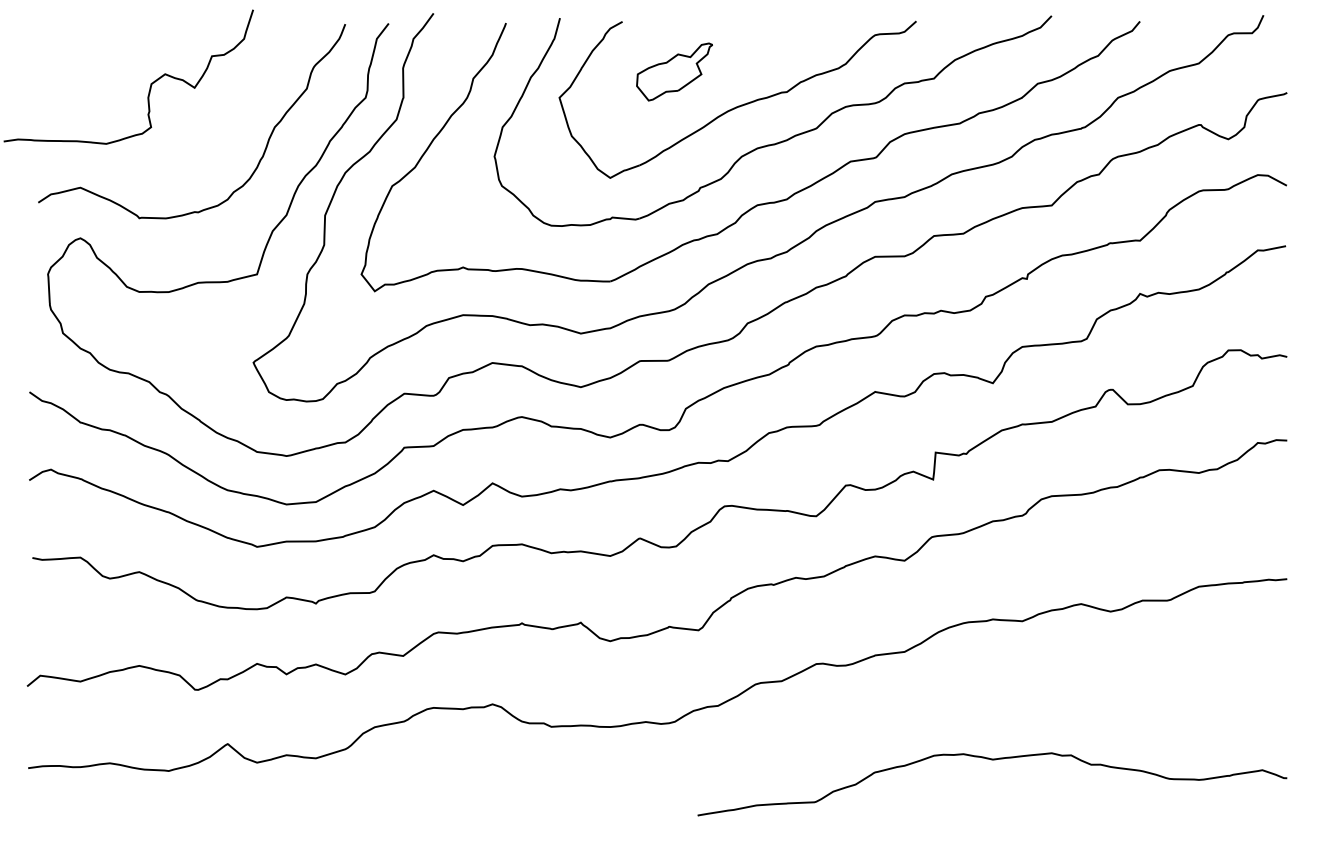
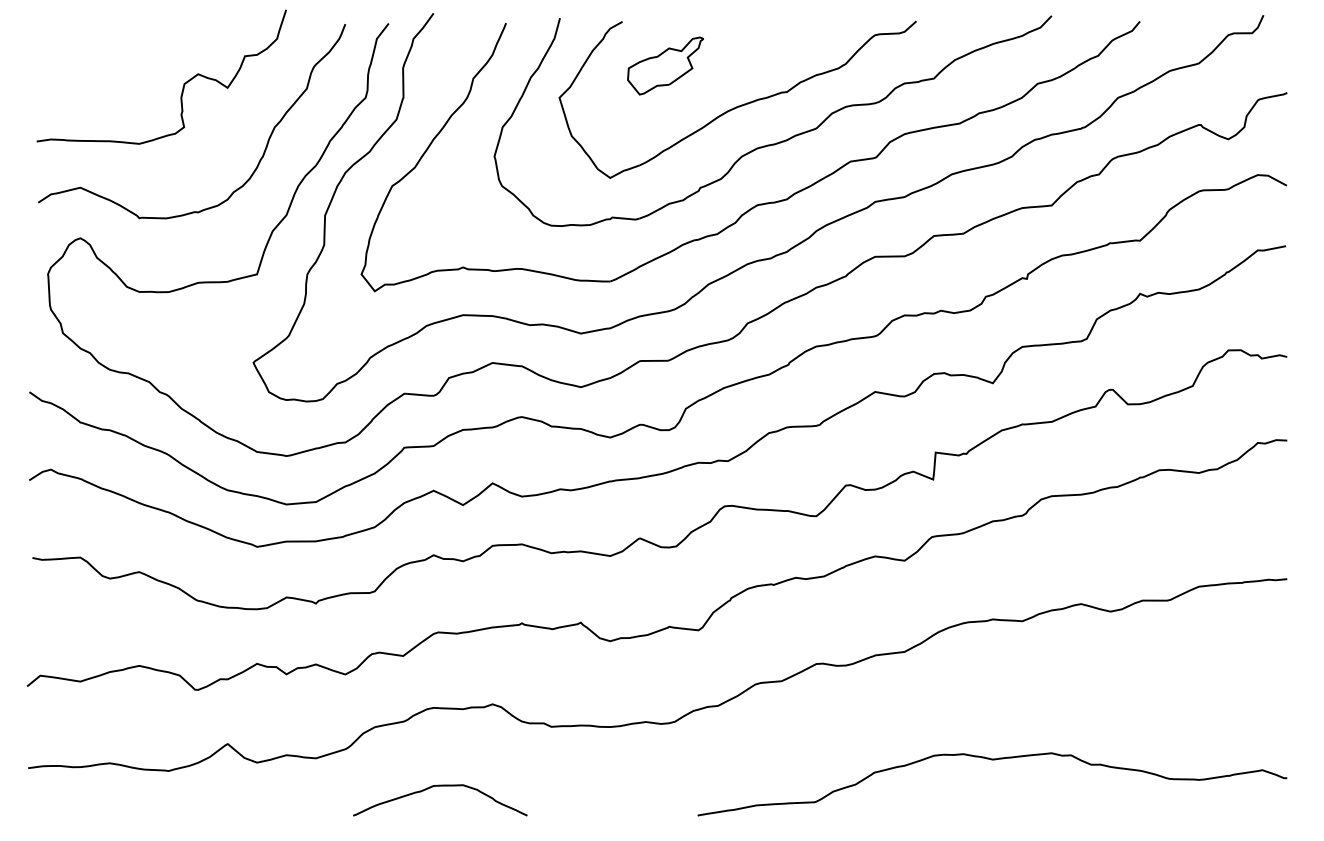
part position: (674, 71) -> (665, 65) (665, 65)
curve position: (150, 83) -> (183, 83) (183, 83)
curve: none -> present (440, 786)
